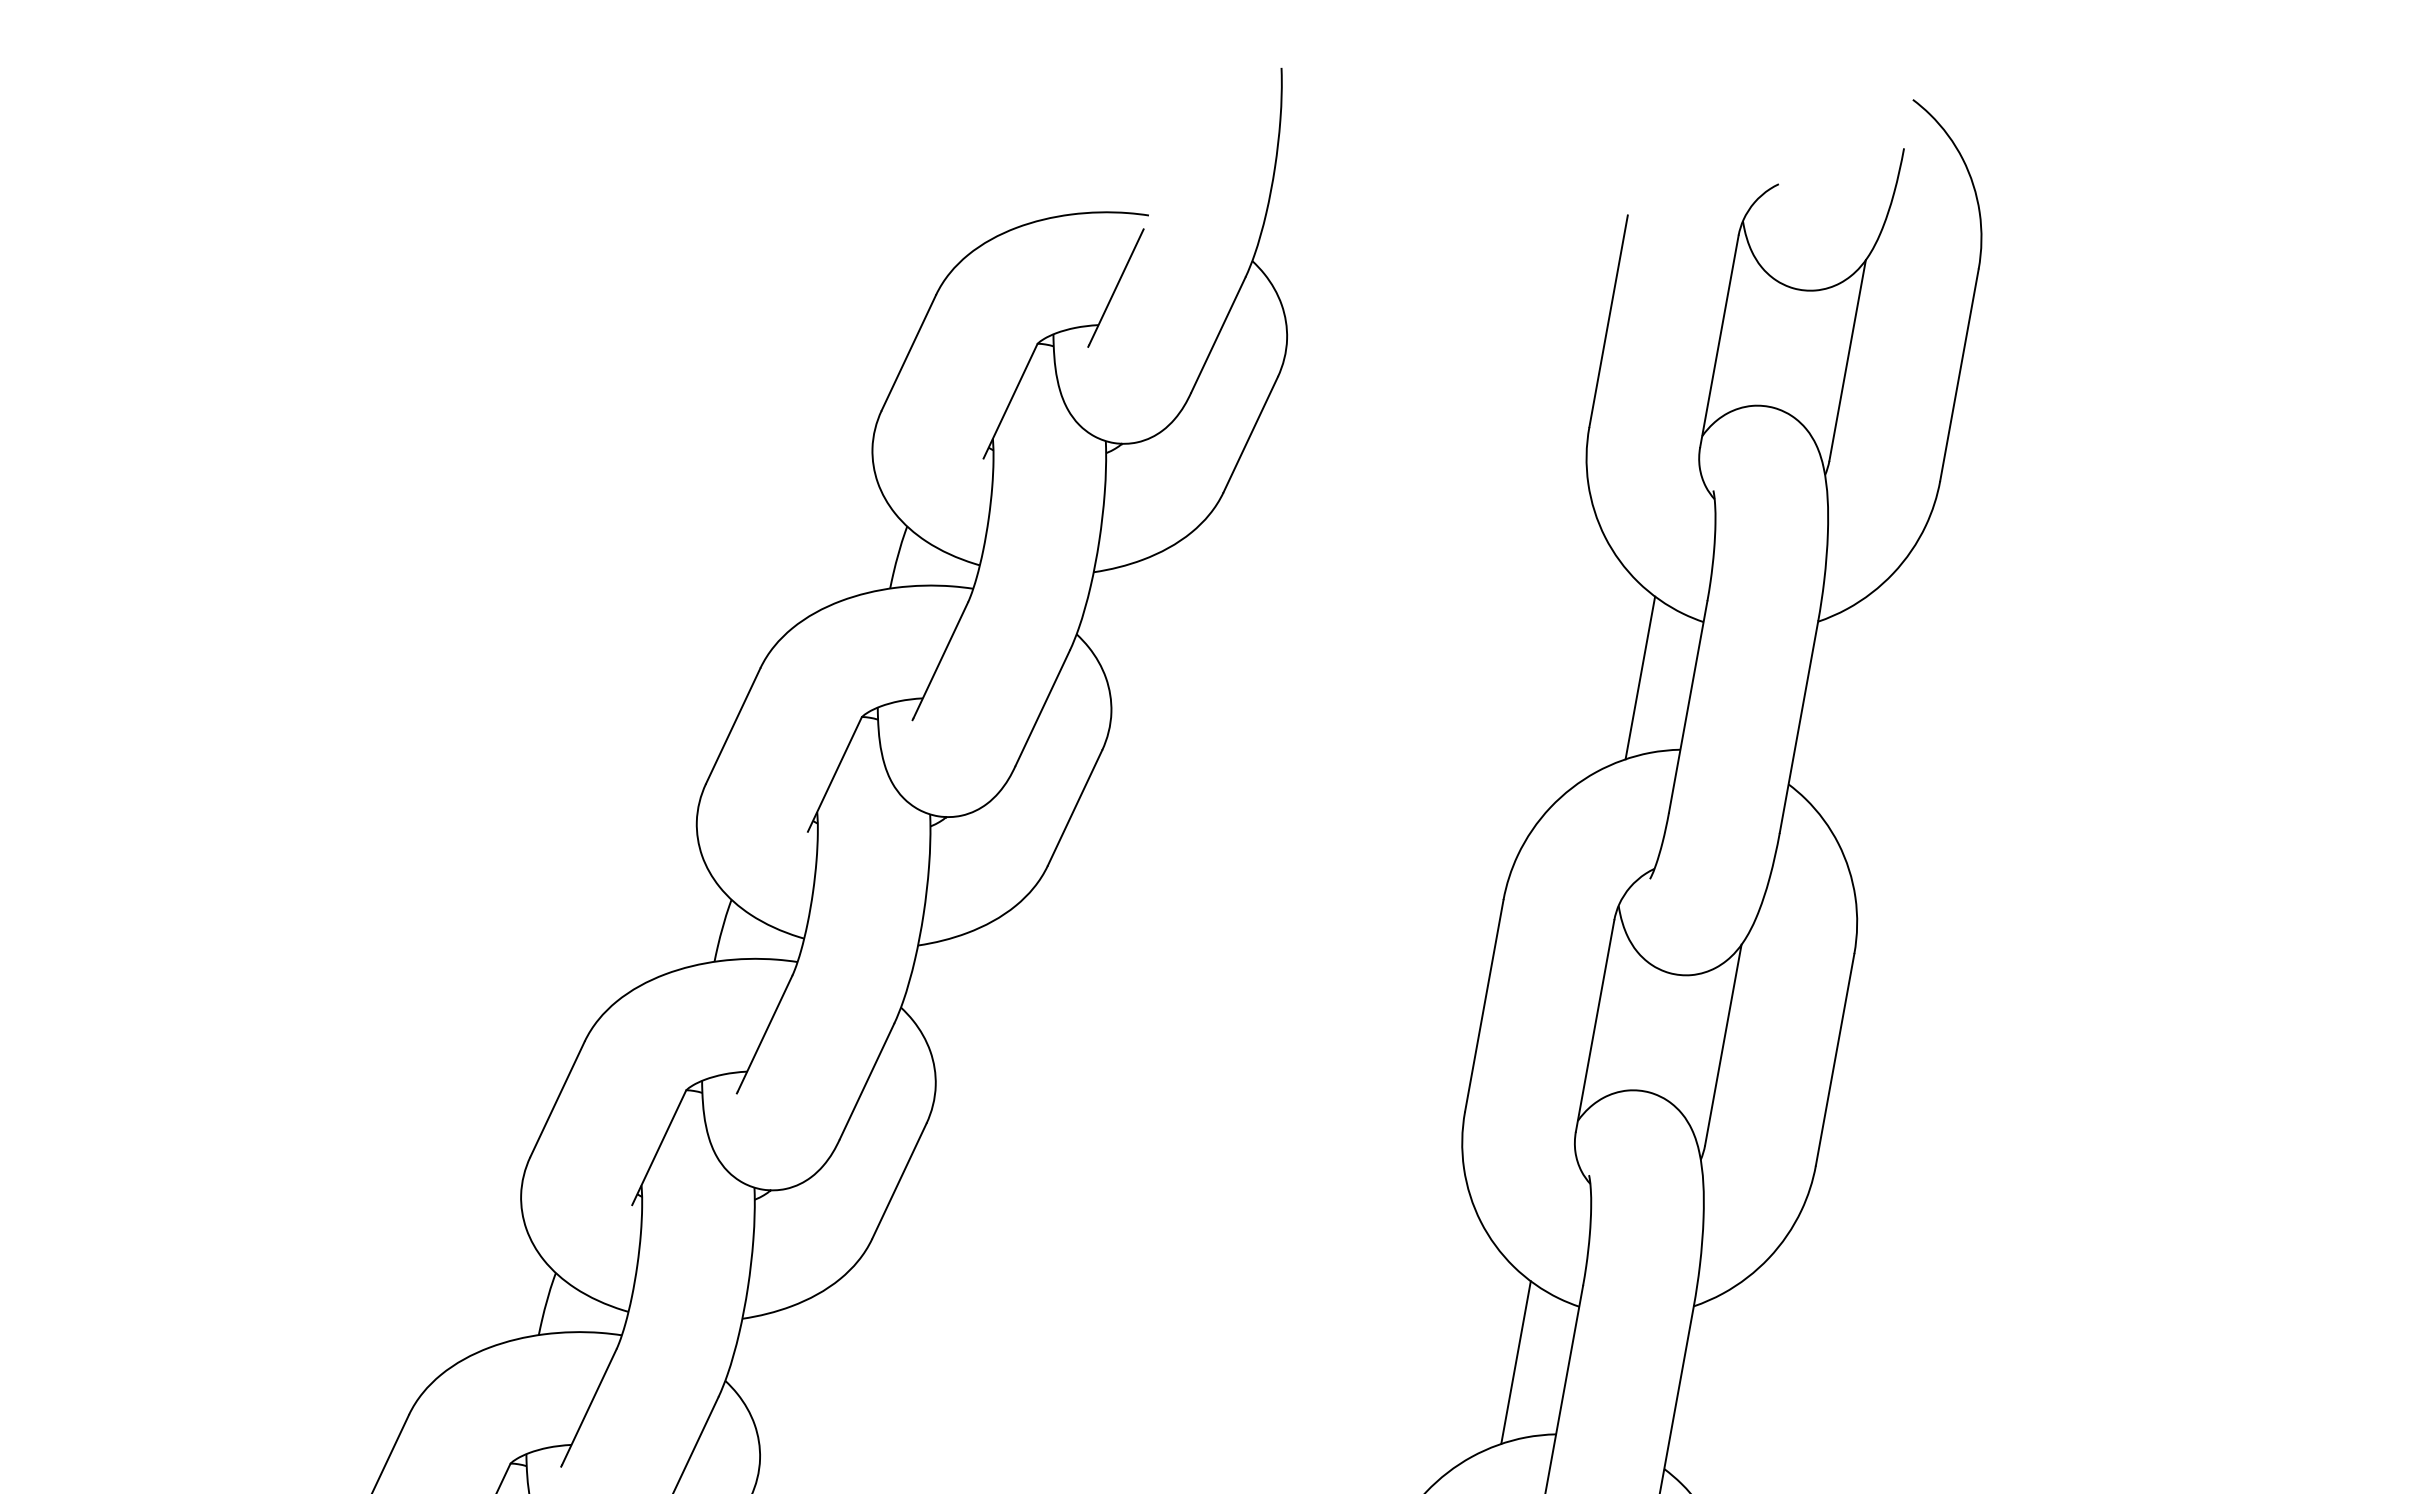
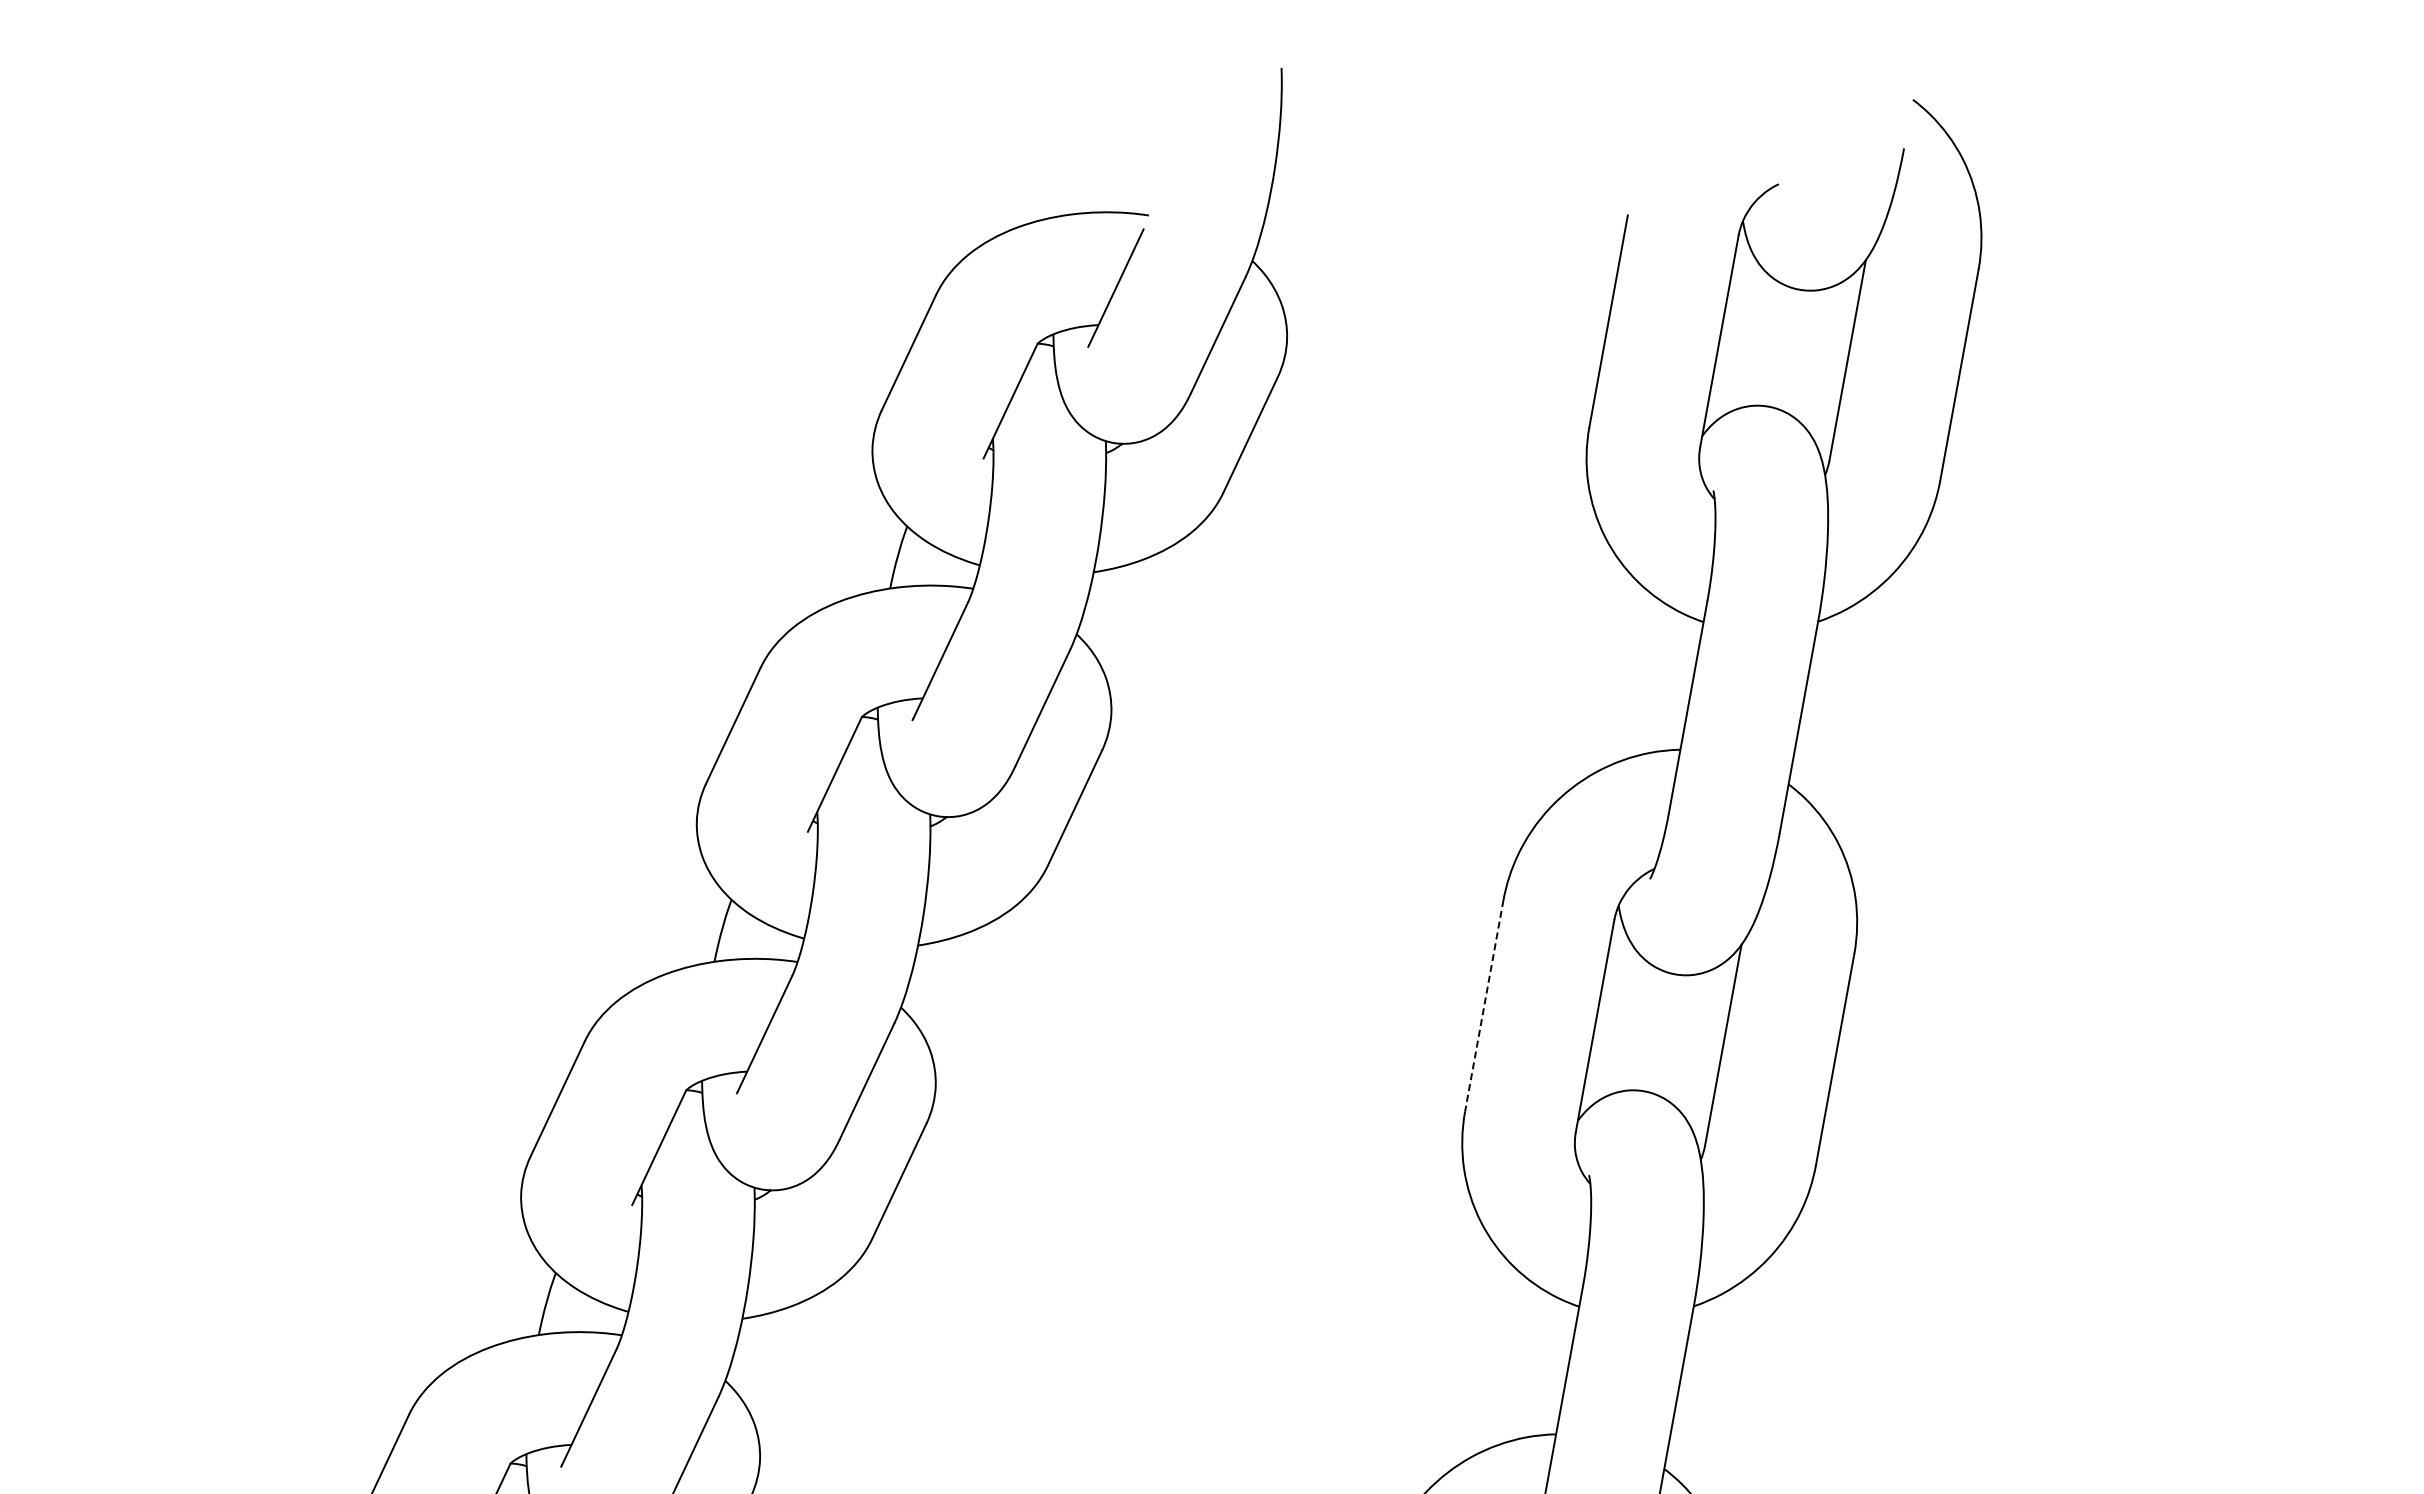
line: present -> none (1640, 677)
line: solid -> dashed (1484, 1005)
line: present -> none (1515, 1362)
